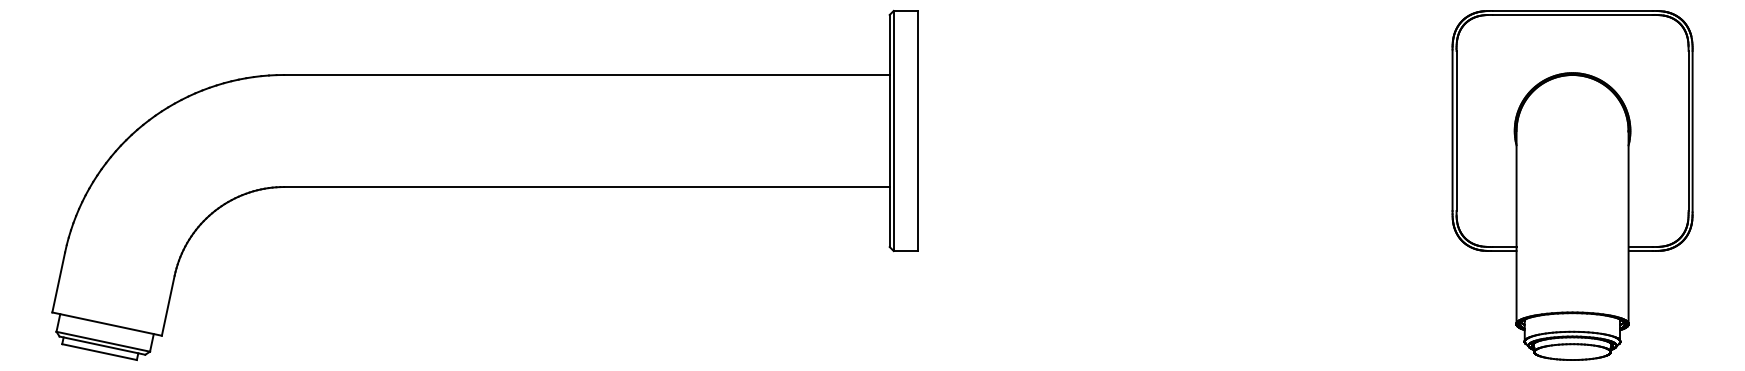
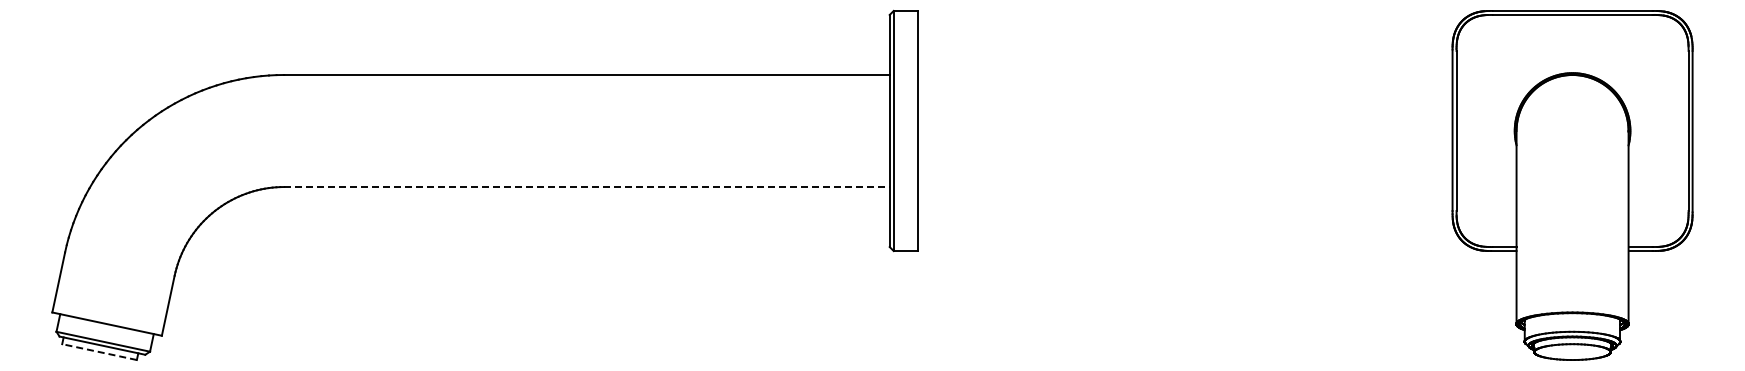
line: solid -> dashed (586, 187)
line: solid -> dashed (99, 351)
